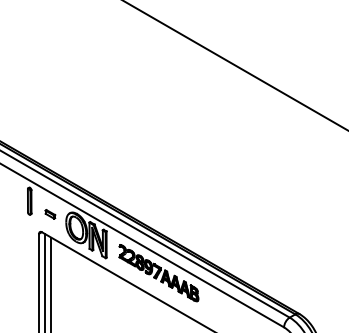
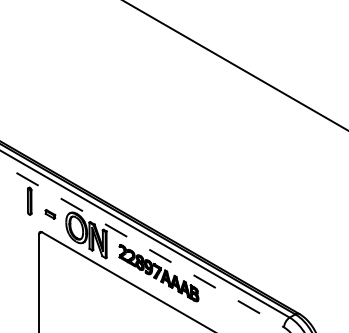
line: solid -> dashed (142, 245)
line: present -> none (44, 281)
line: present -> none (51, 283)
